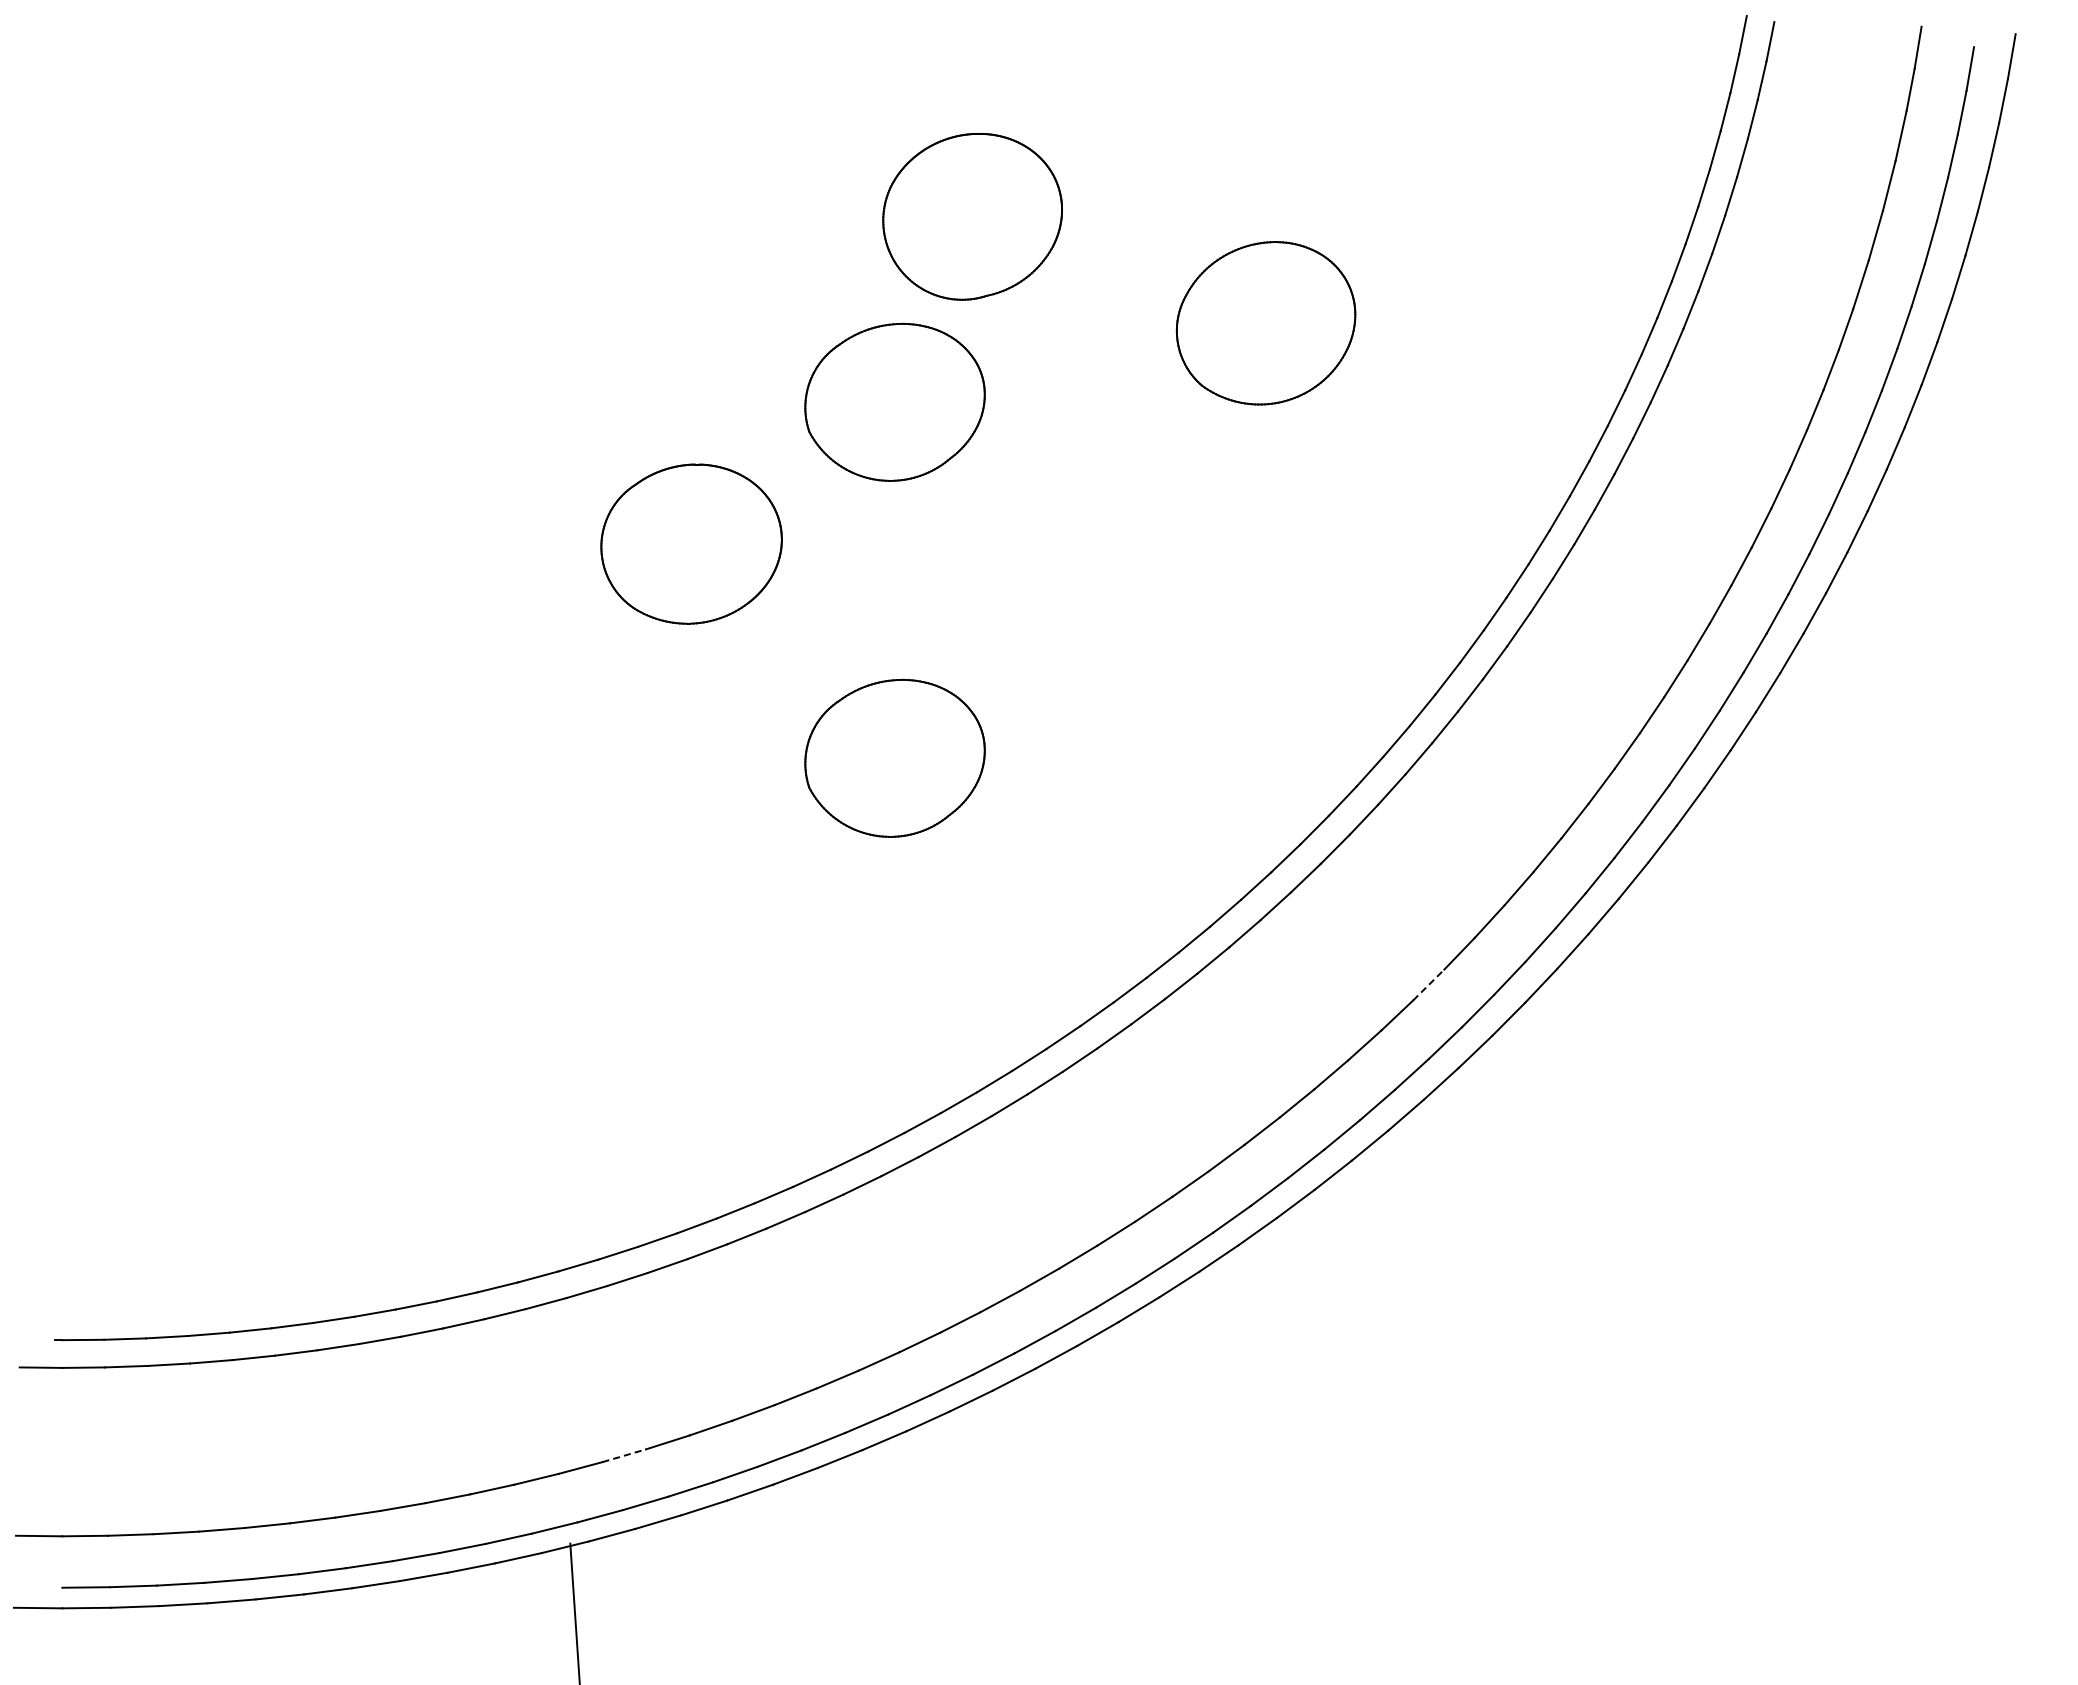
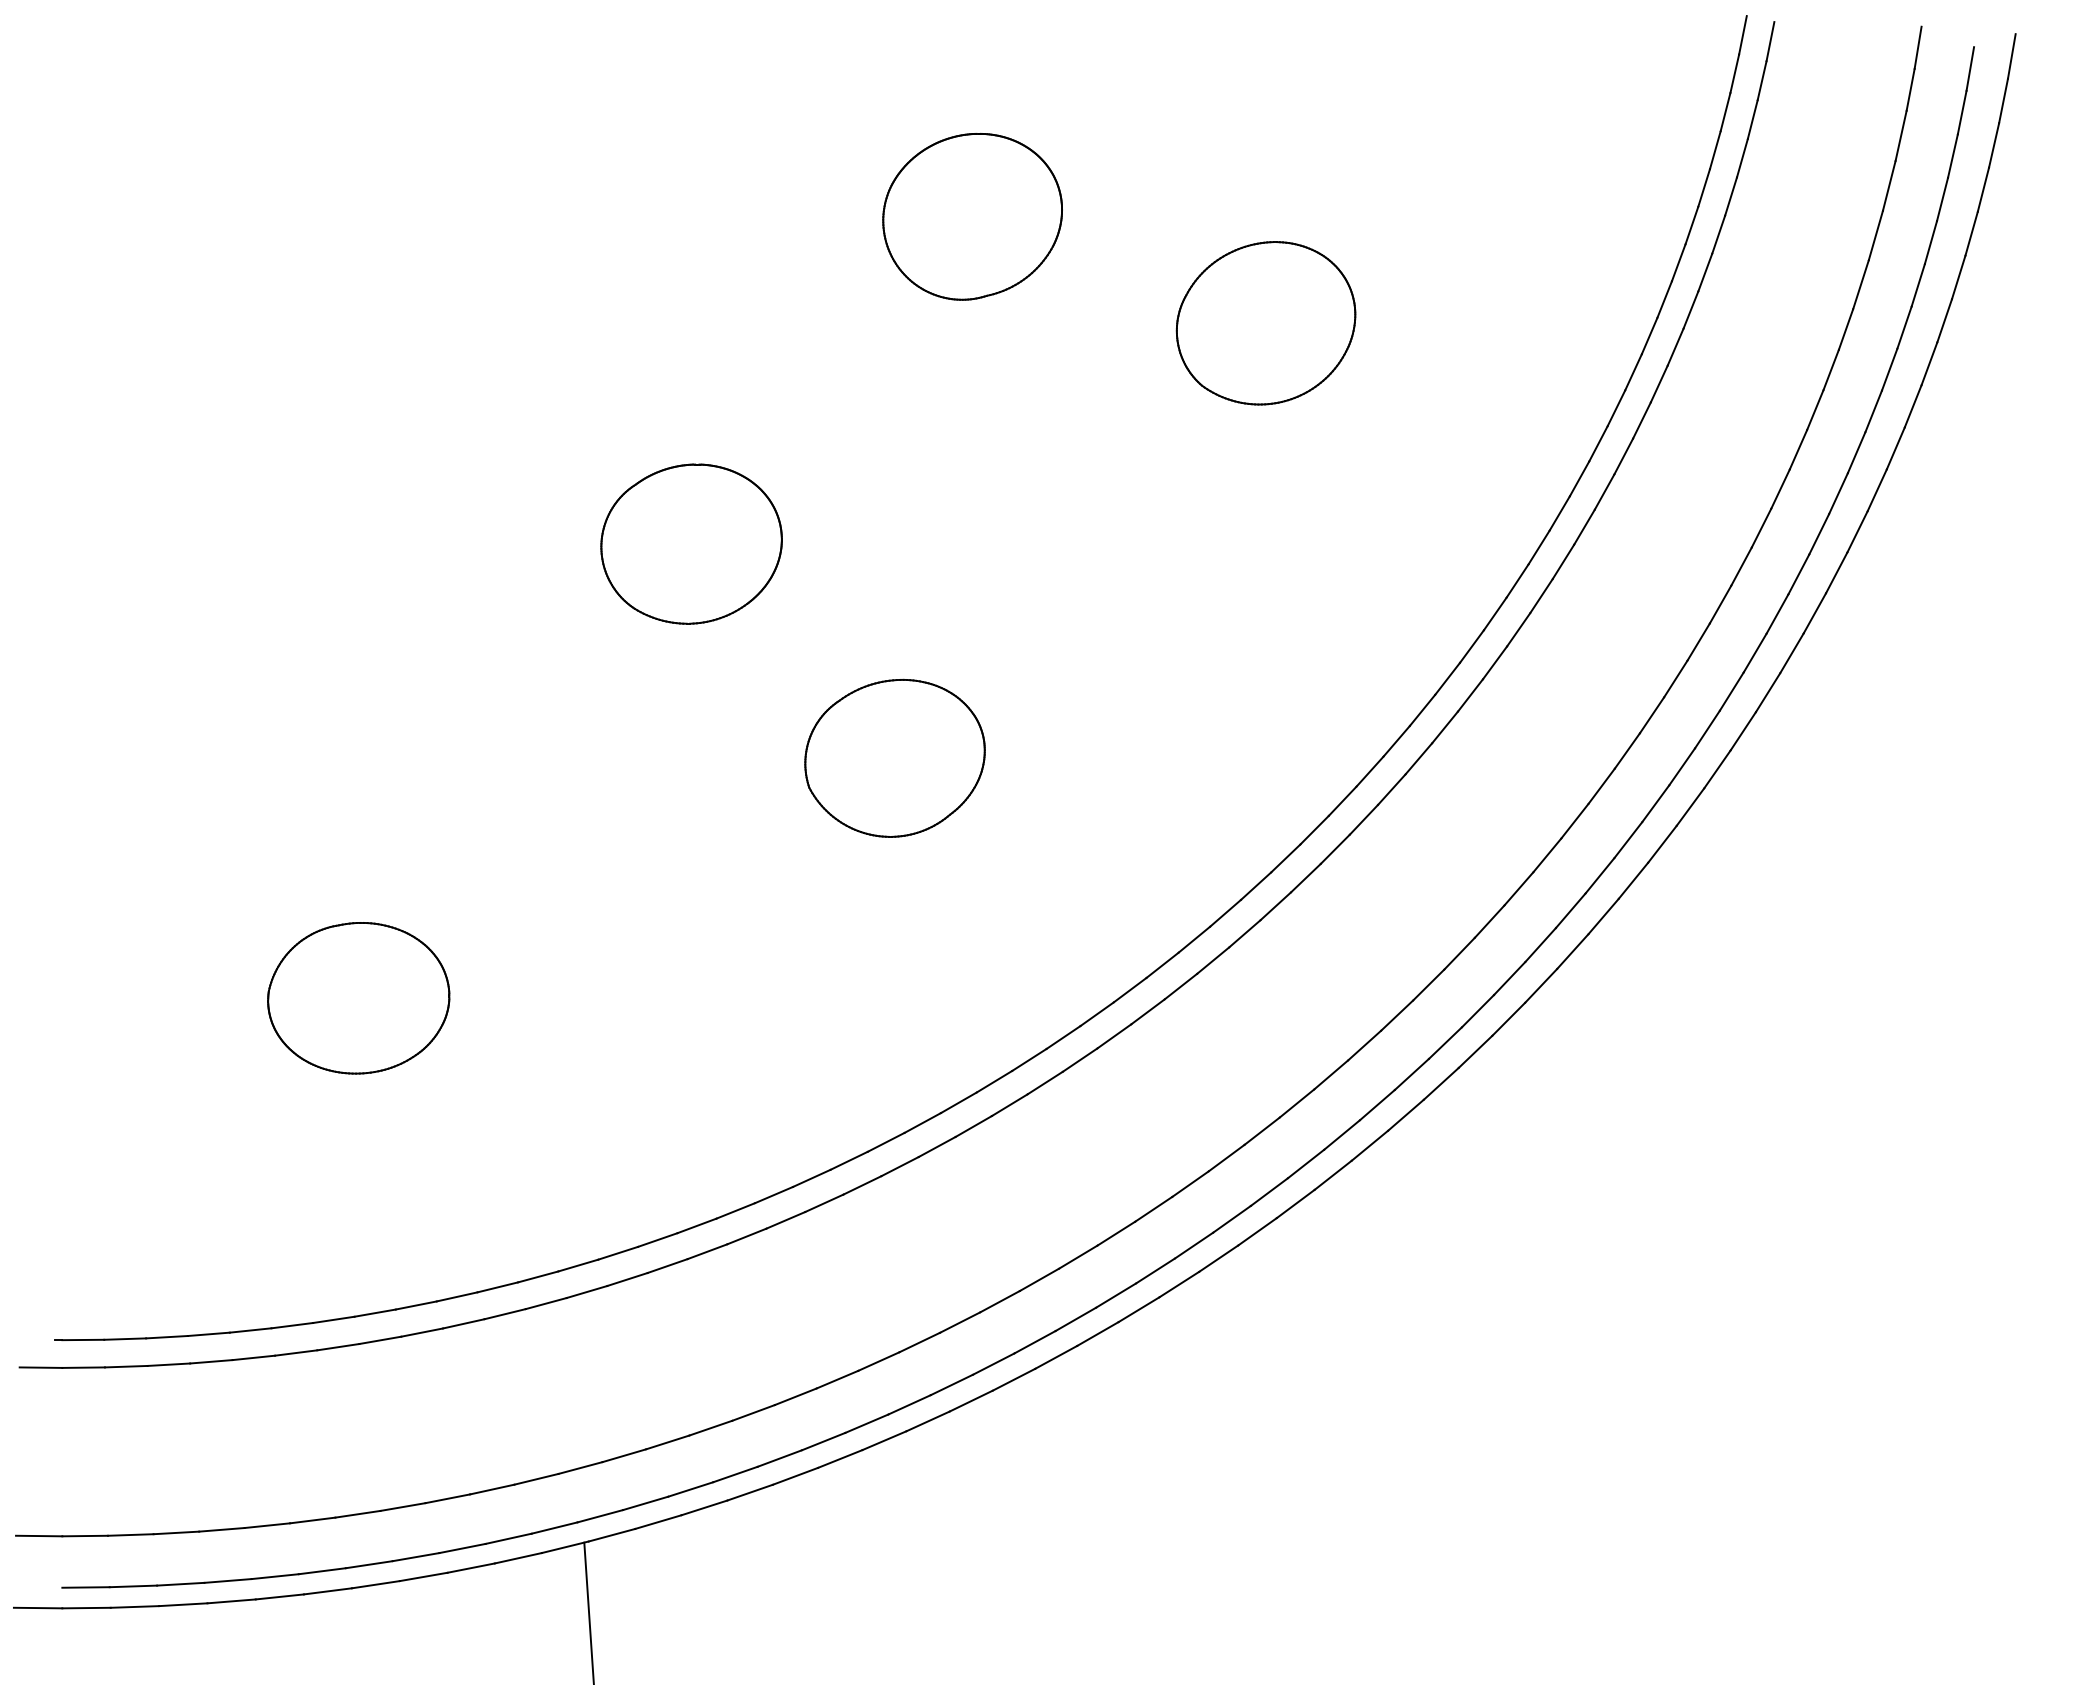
part: present -> none (894, 401)
line: dashed -> solid (1428, 985)
part: none -> present (358, 998)
line: dashed -> solid (624, 1455)
line position: (574, 1612) -> (588, 1611) (588, 1611)
